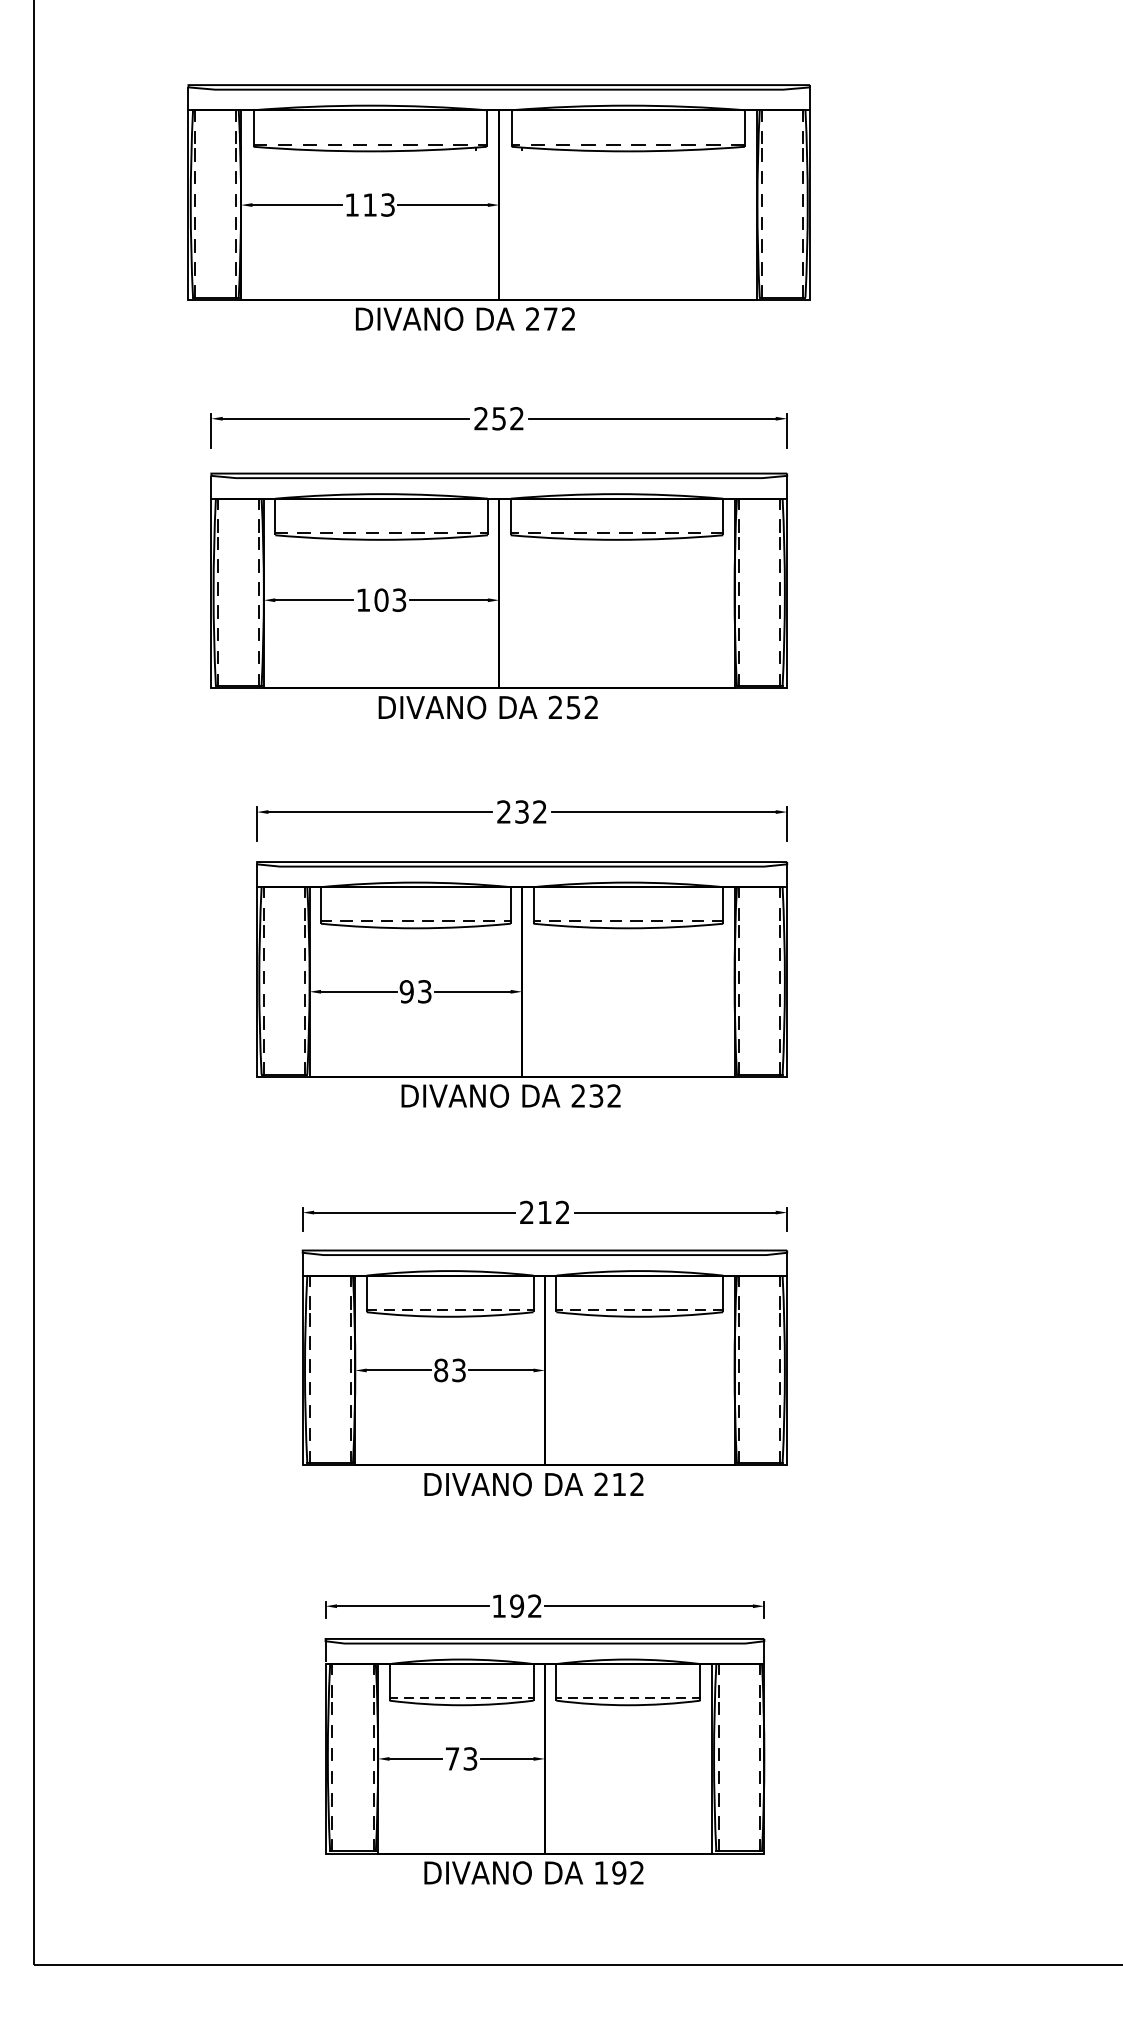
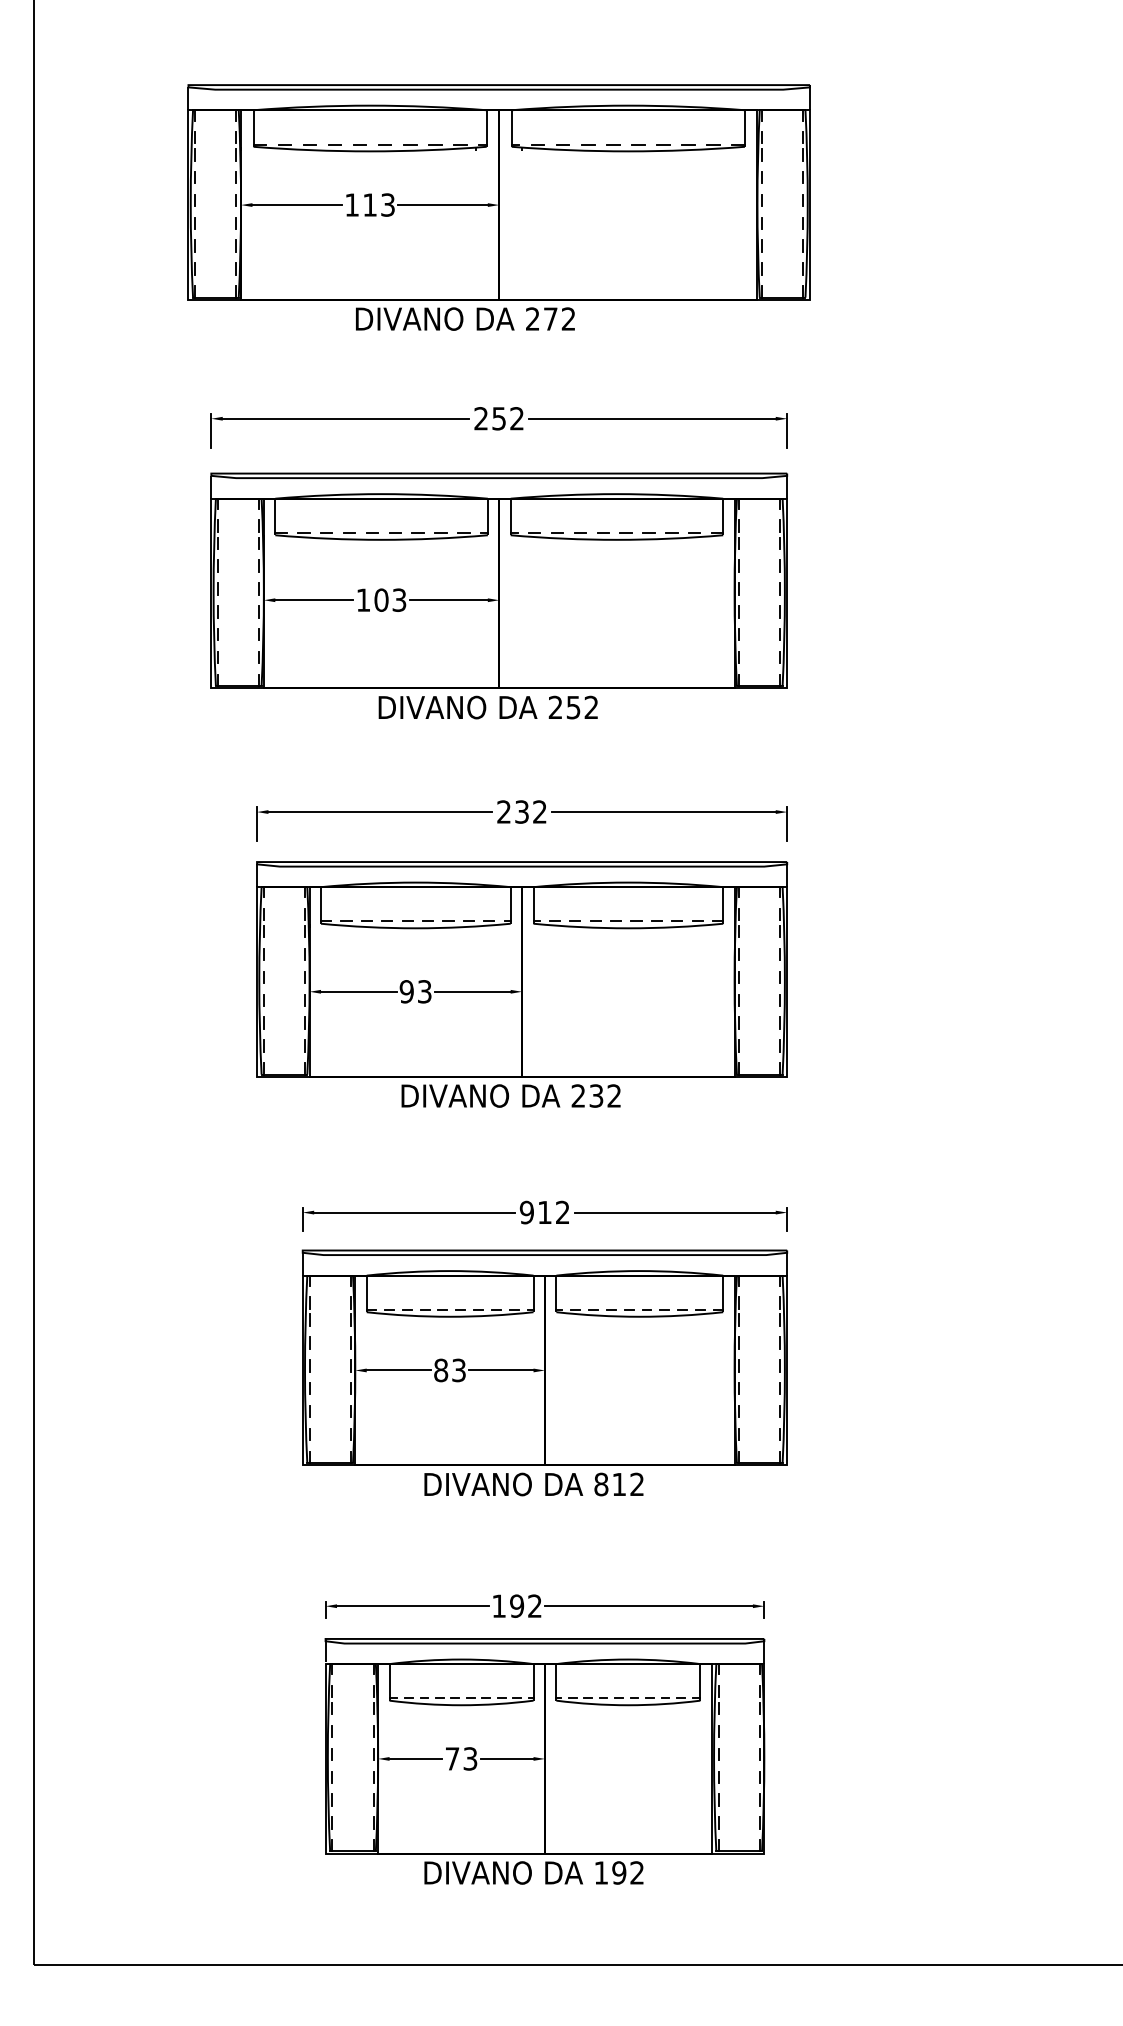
text: 212 -> 912 (526, 1212)
text: 212 -> 812 (601, 1484)
